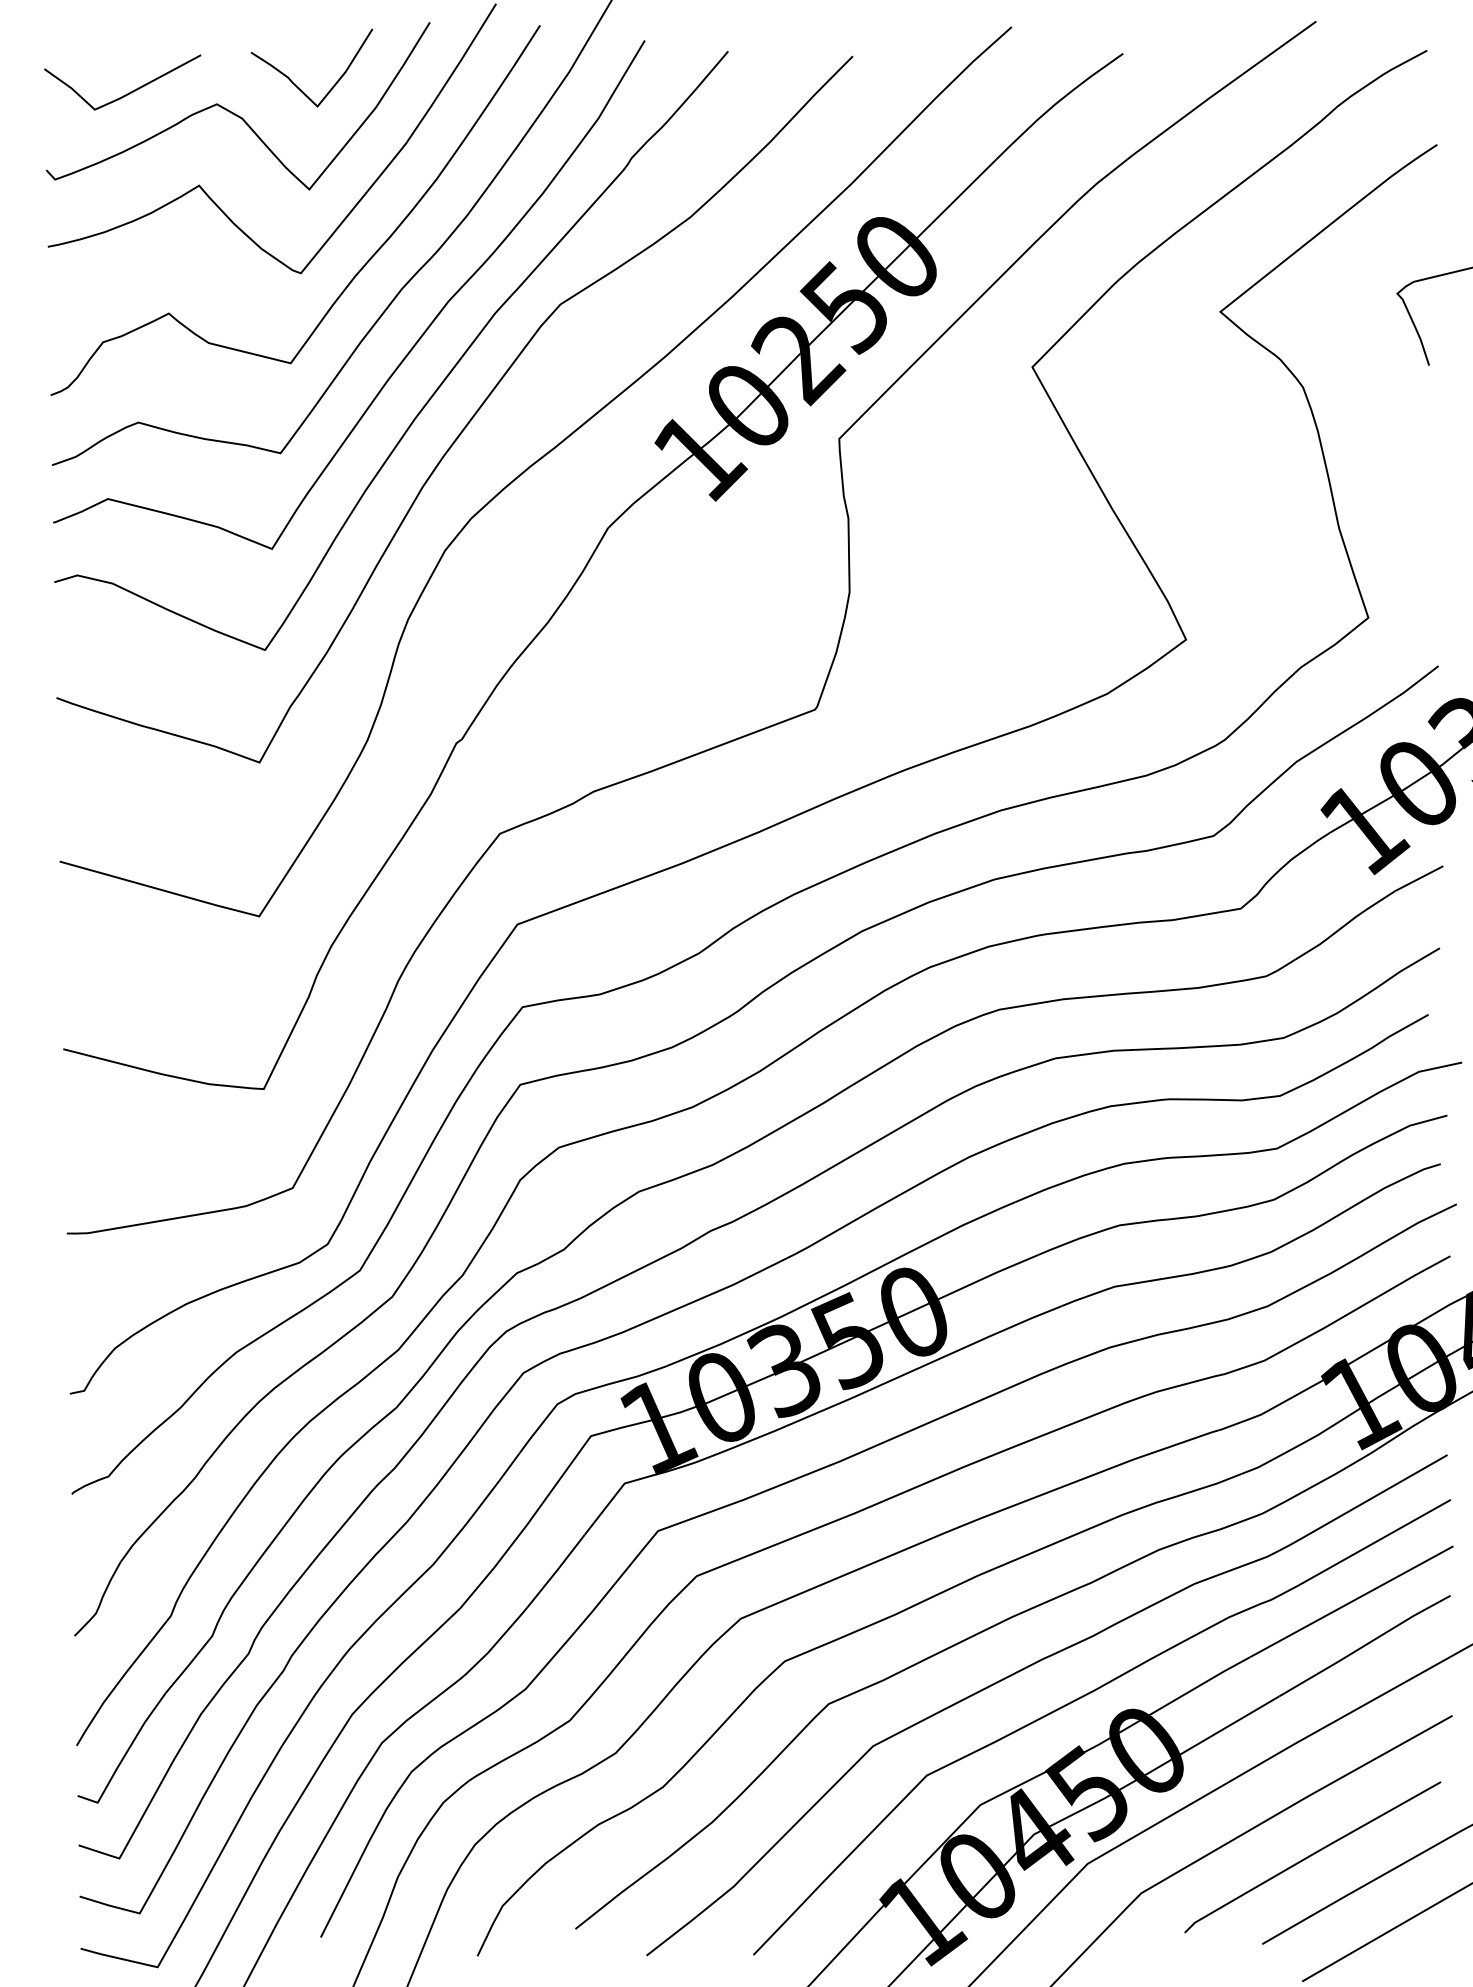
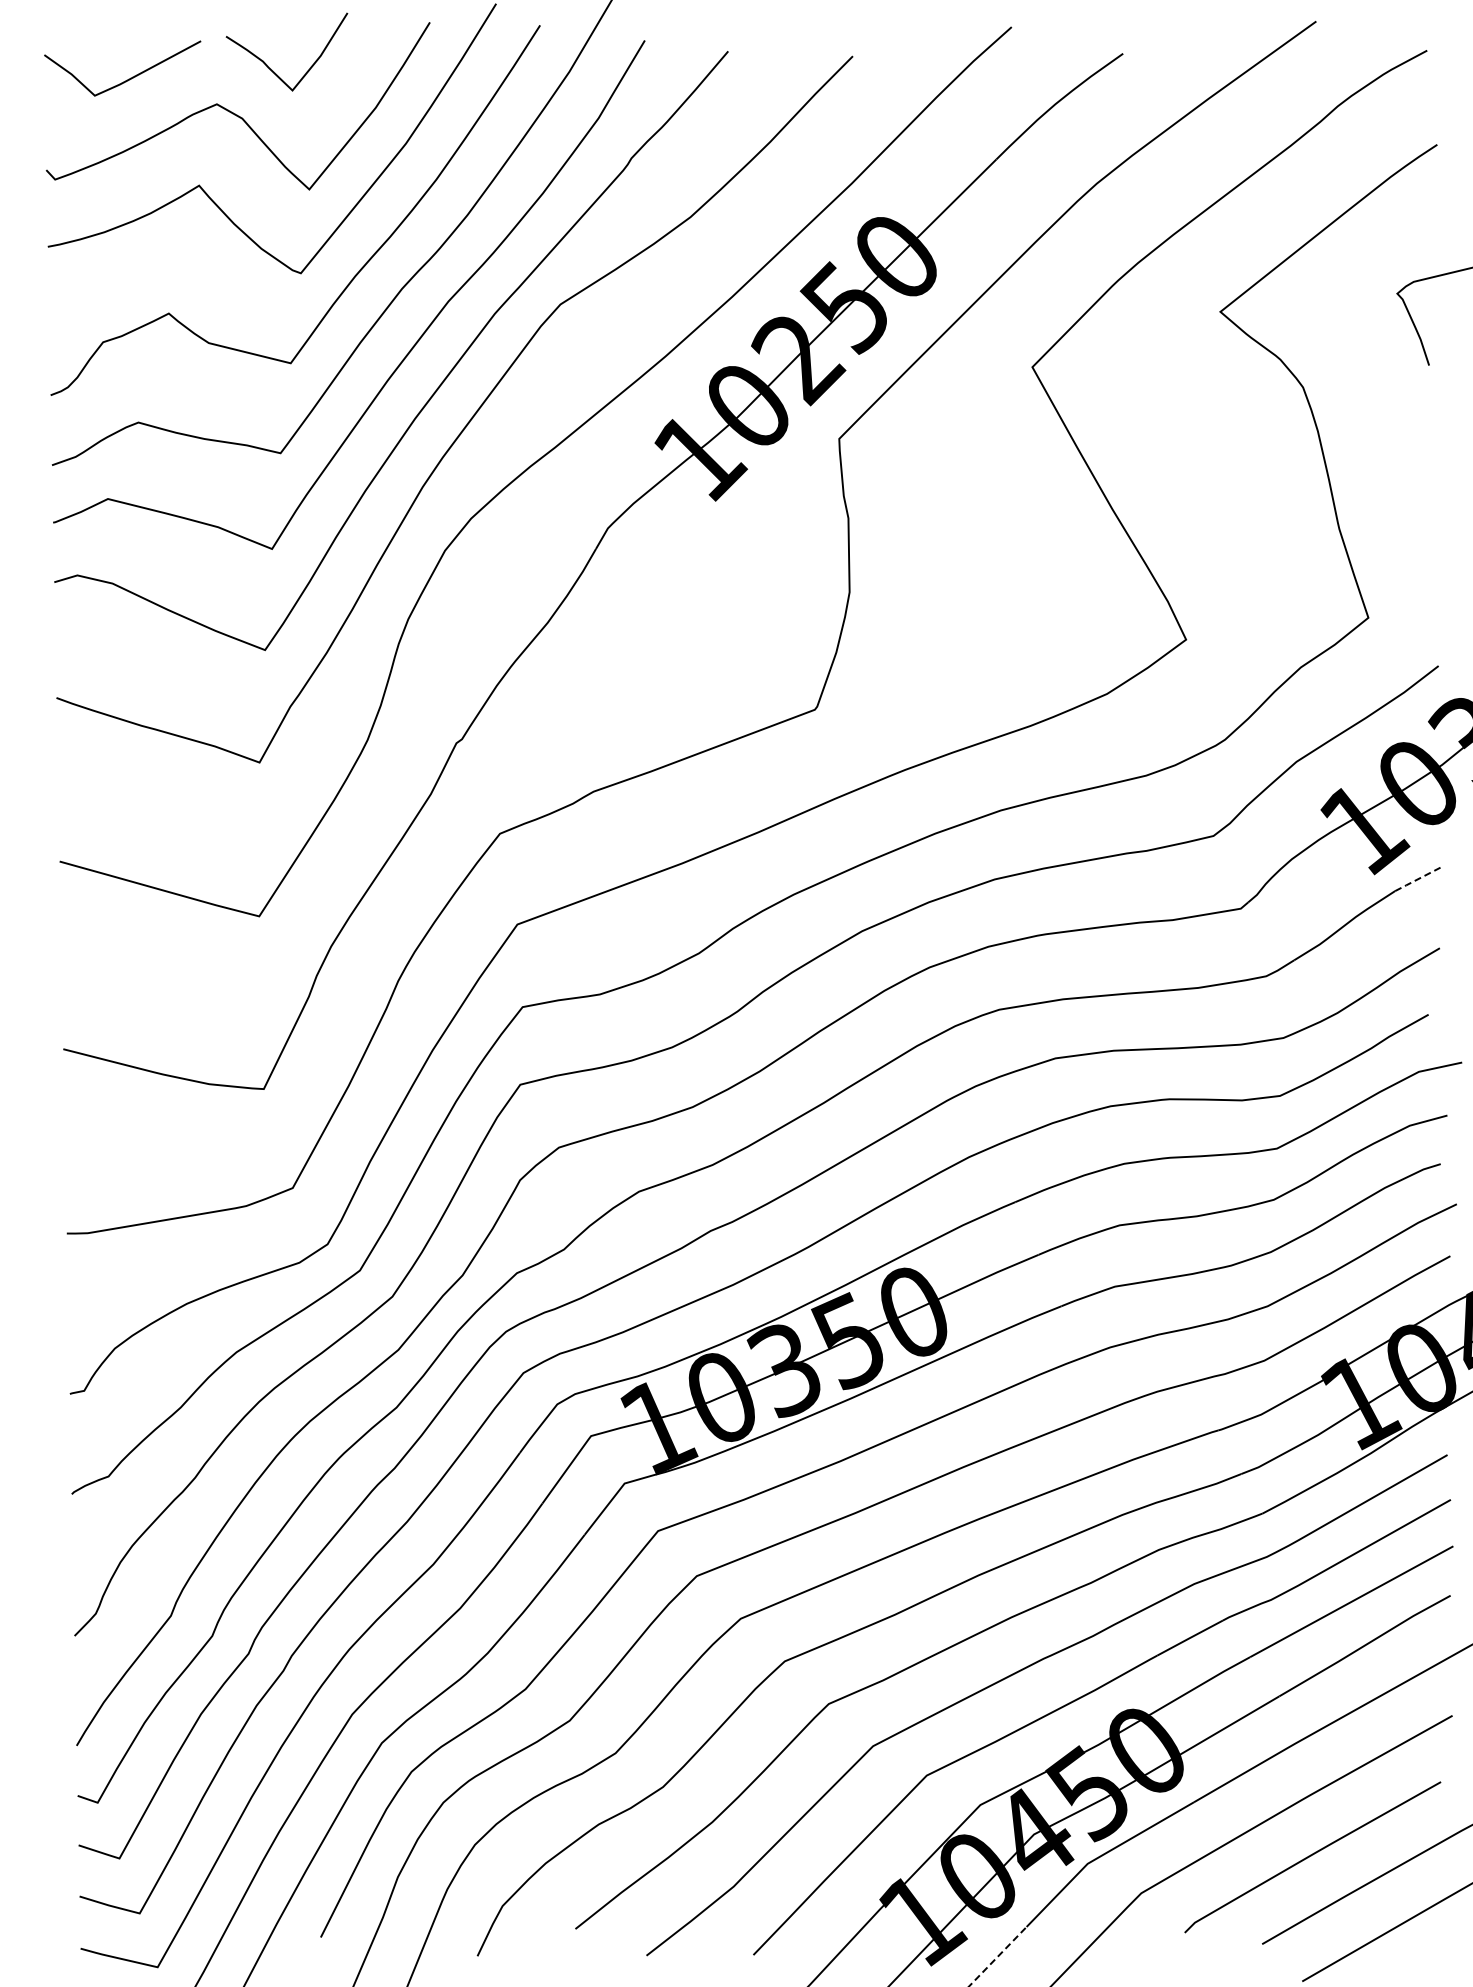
curve position: (292, 80) -> (267, 64) (267, 64)
curve position: (130, 91) -> (130, 77) (130, 77)
line: solid -> dashed (1418, 878)
line: solid -> dashed (998, 1956)
